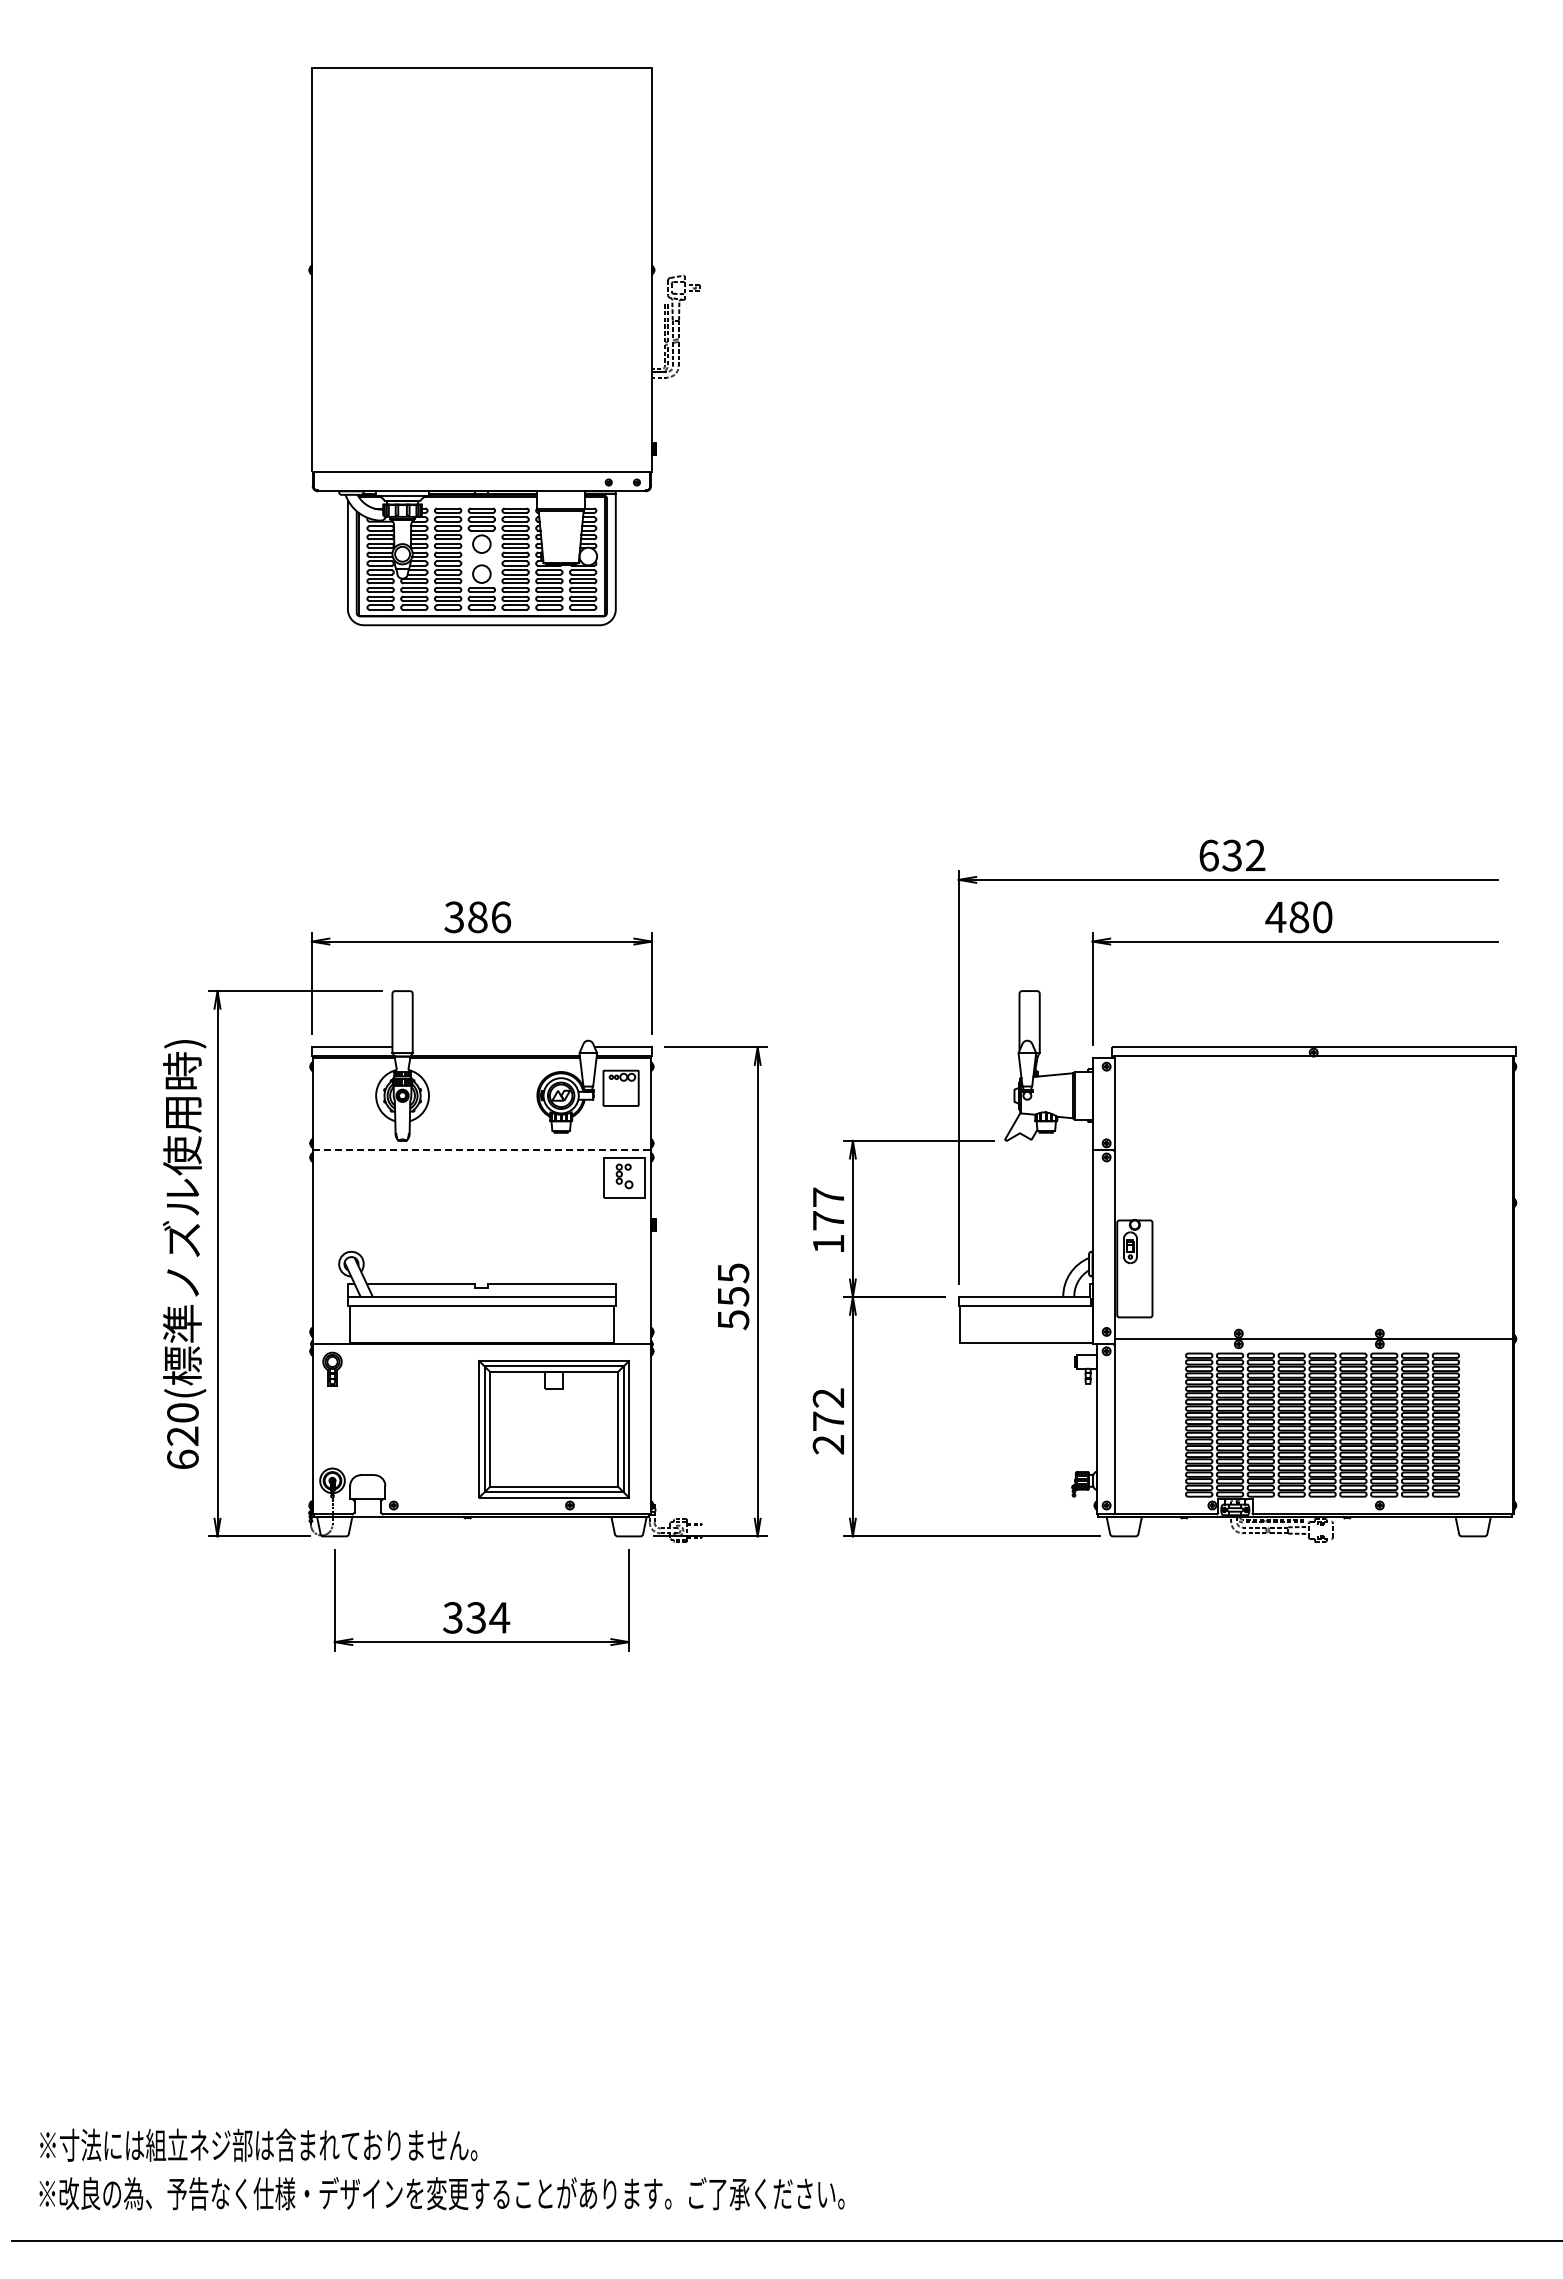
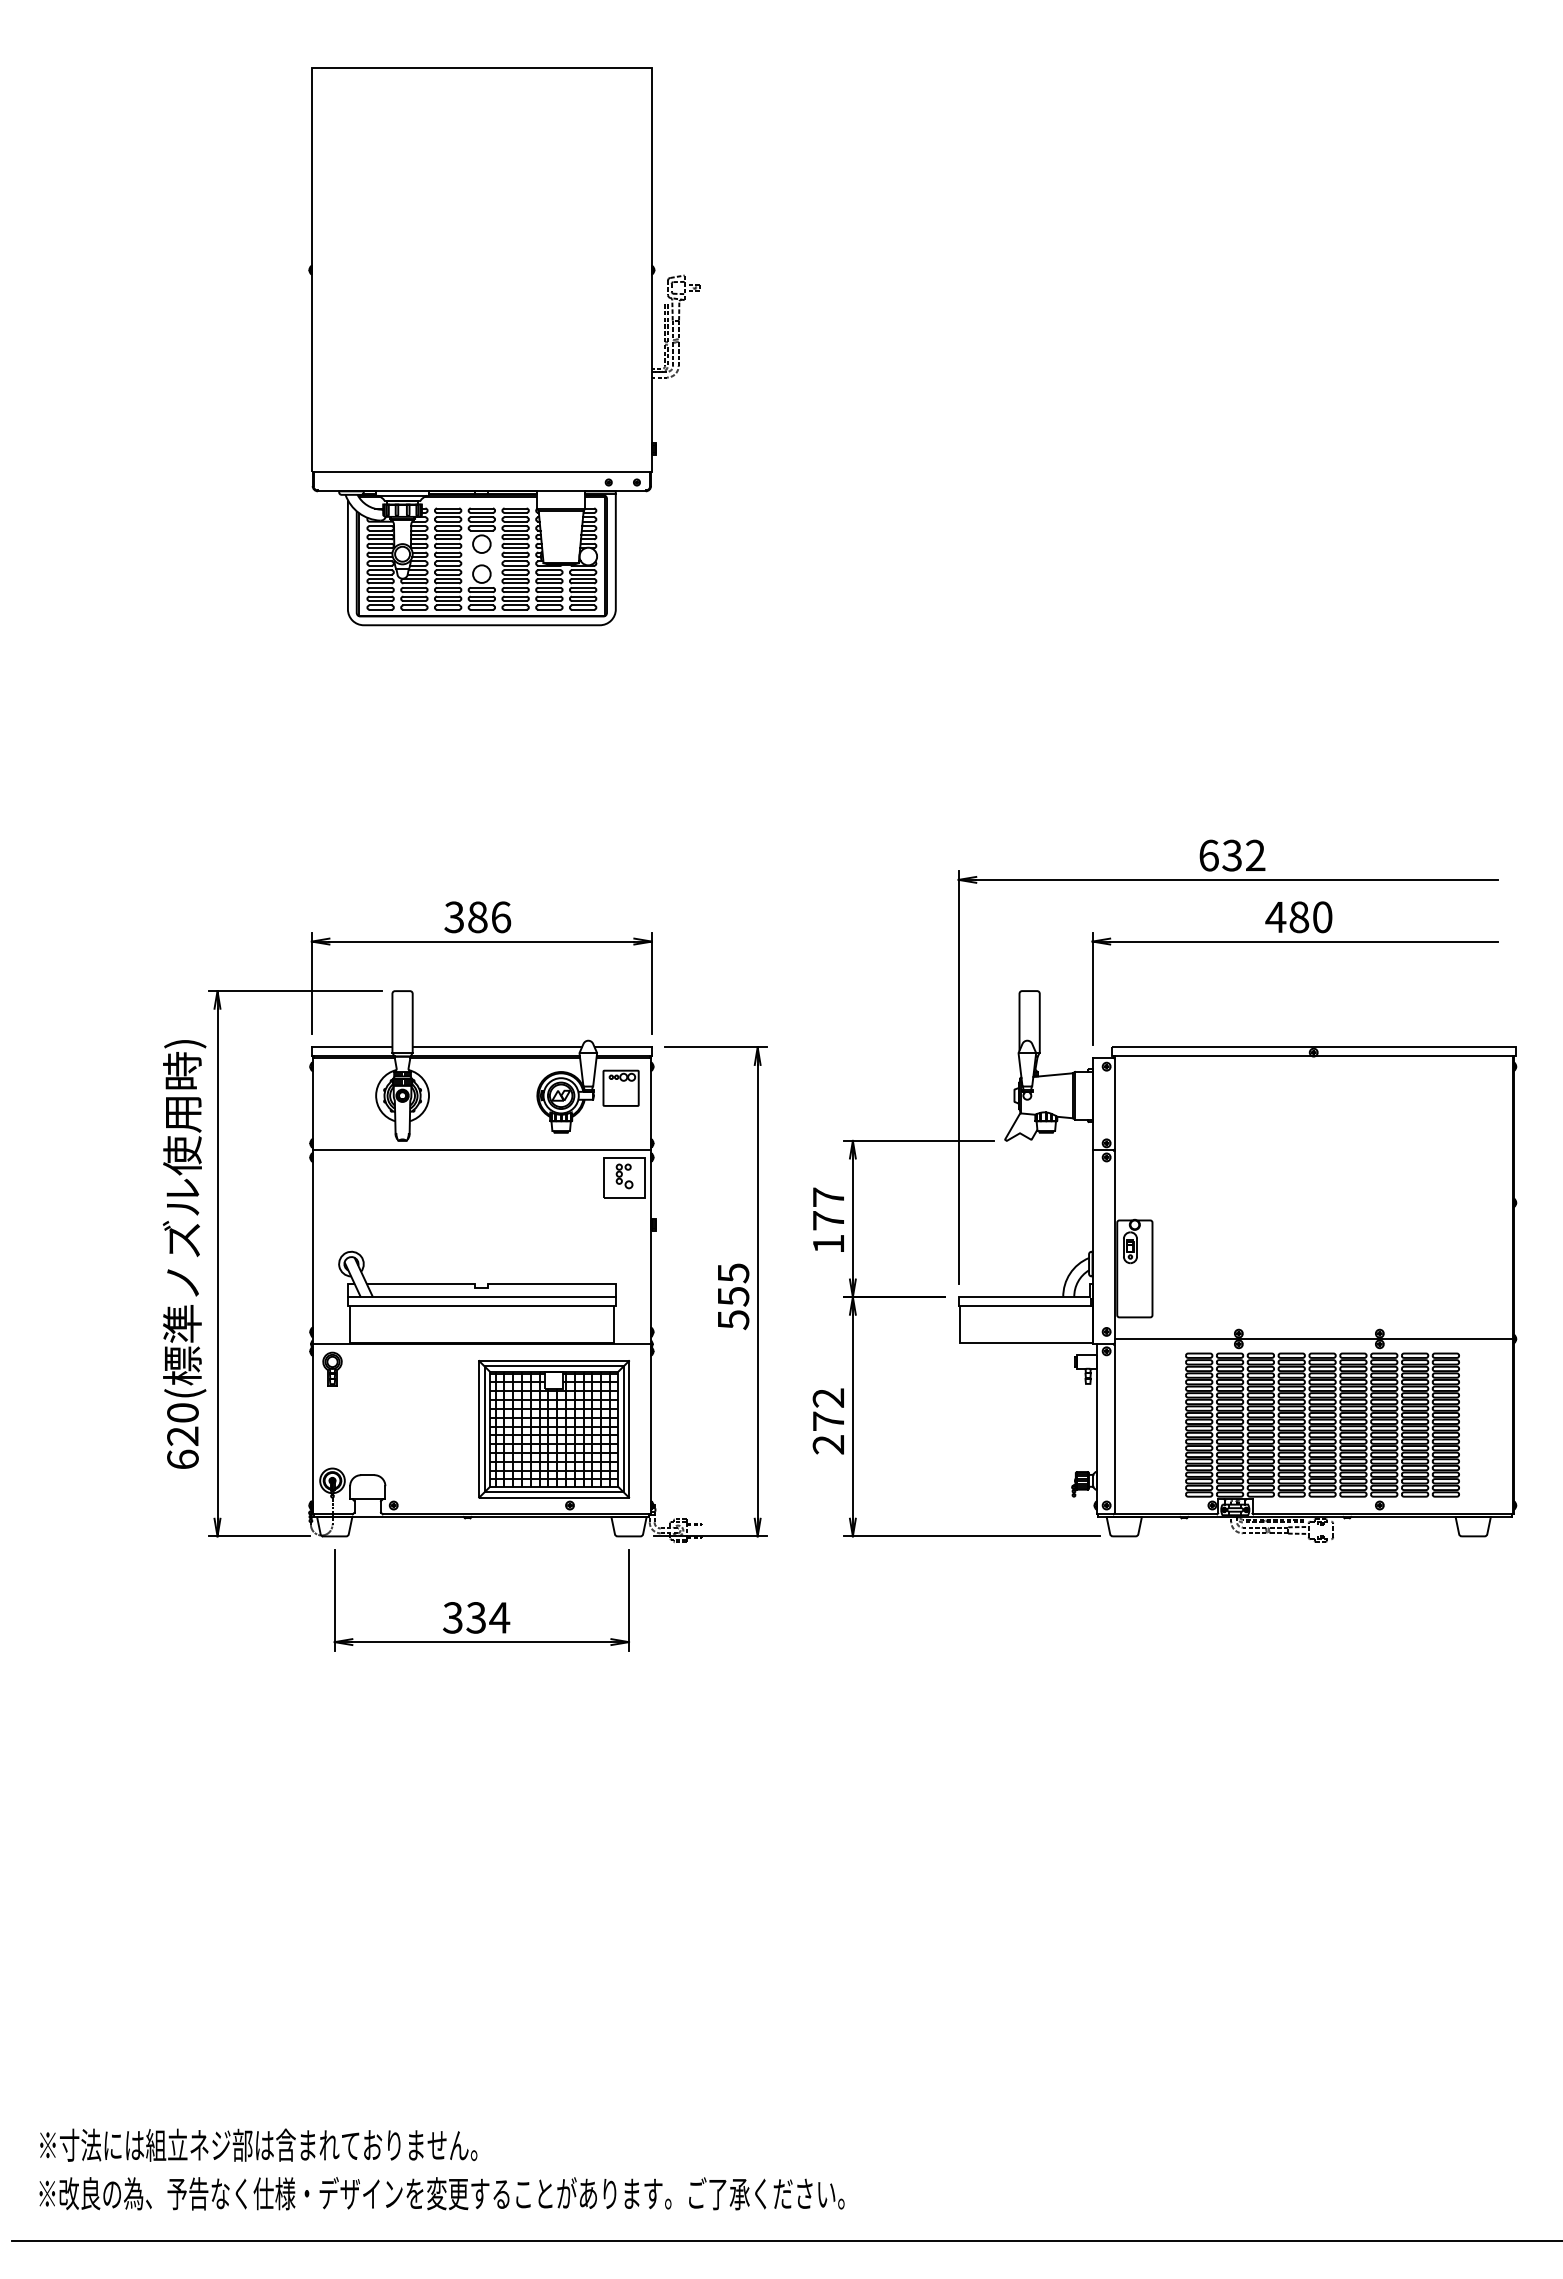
line: none -> present (496, 1047)
line: dashed -> solid (482, 1150)
hatch: none -> present (553, 1429)
